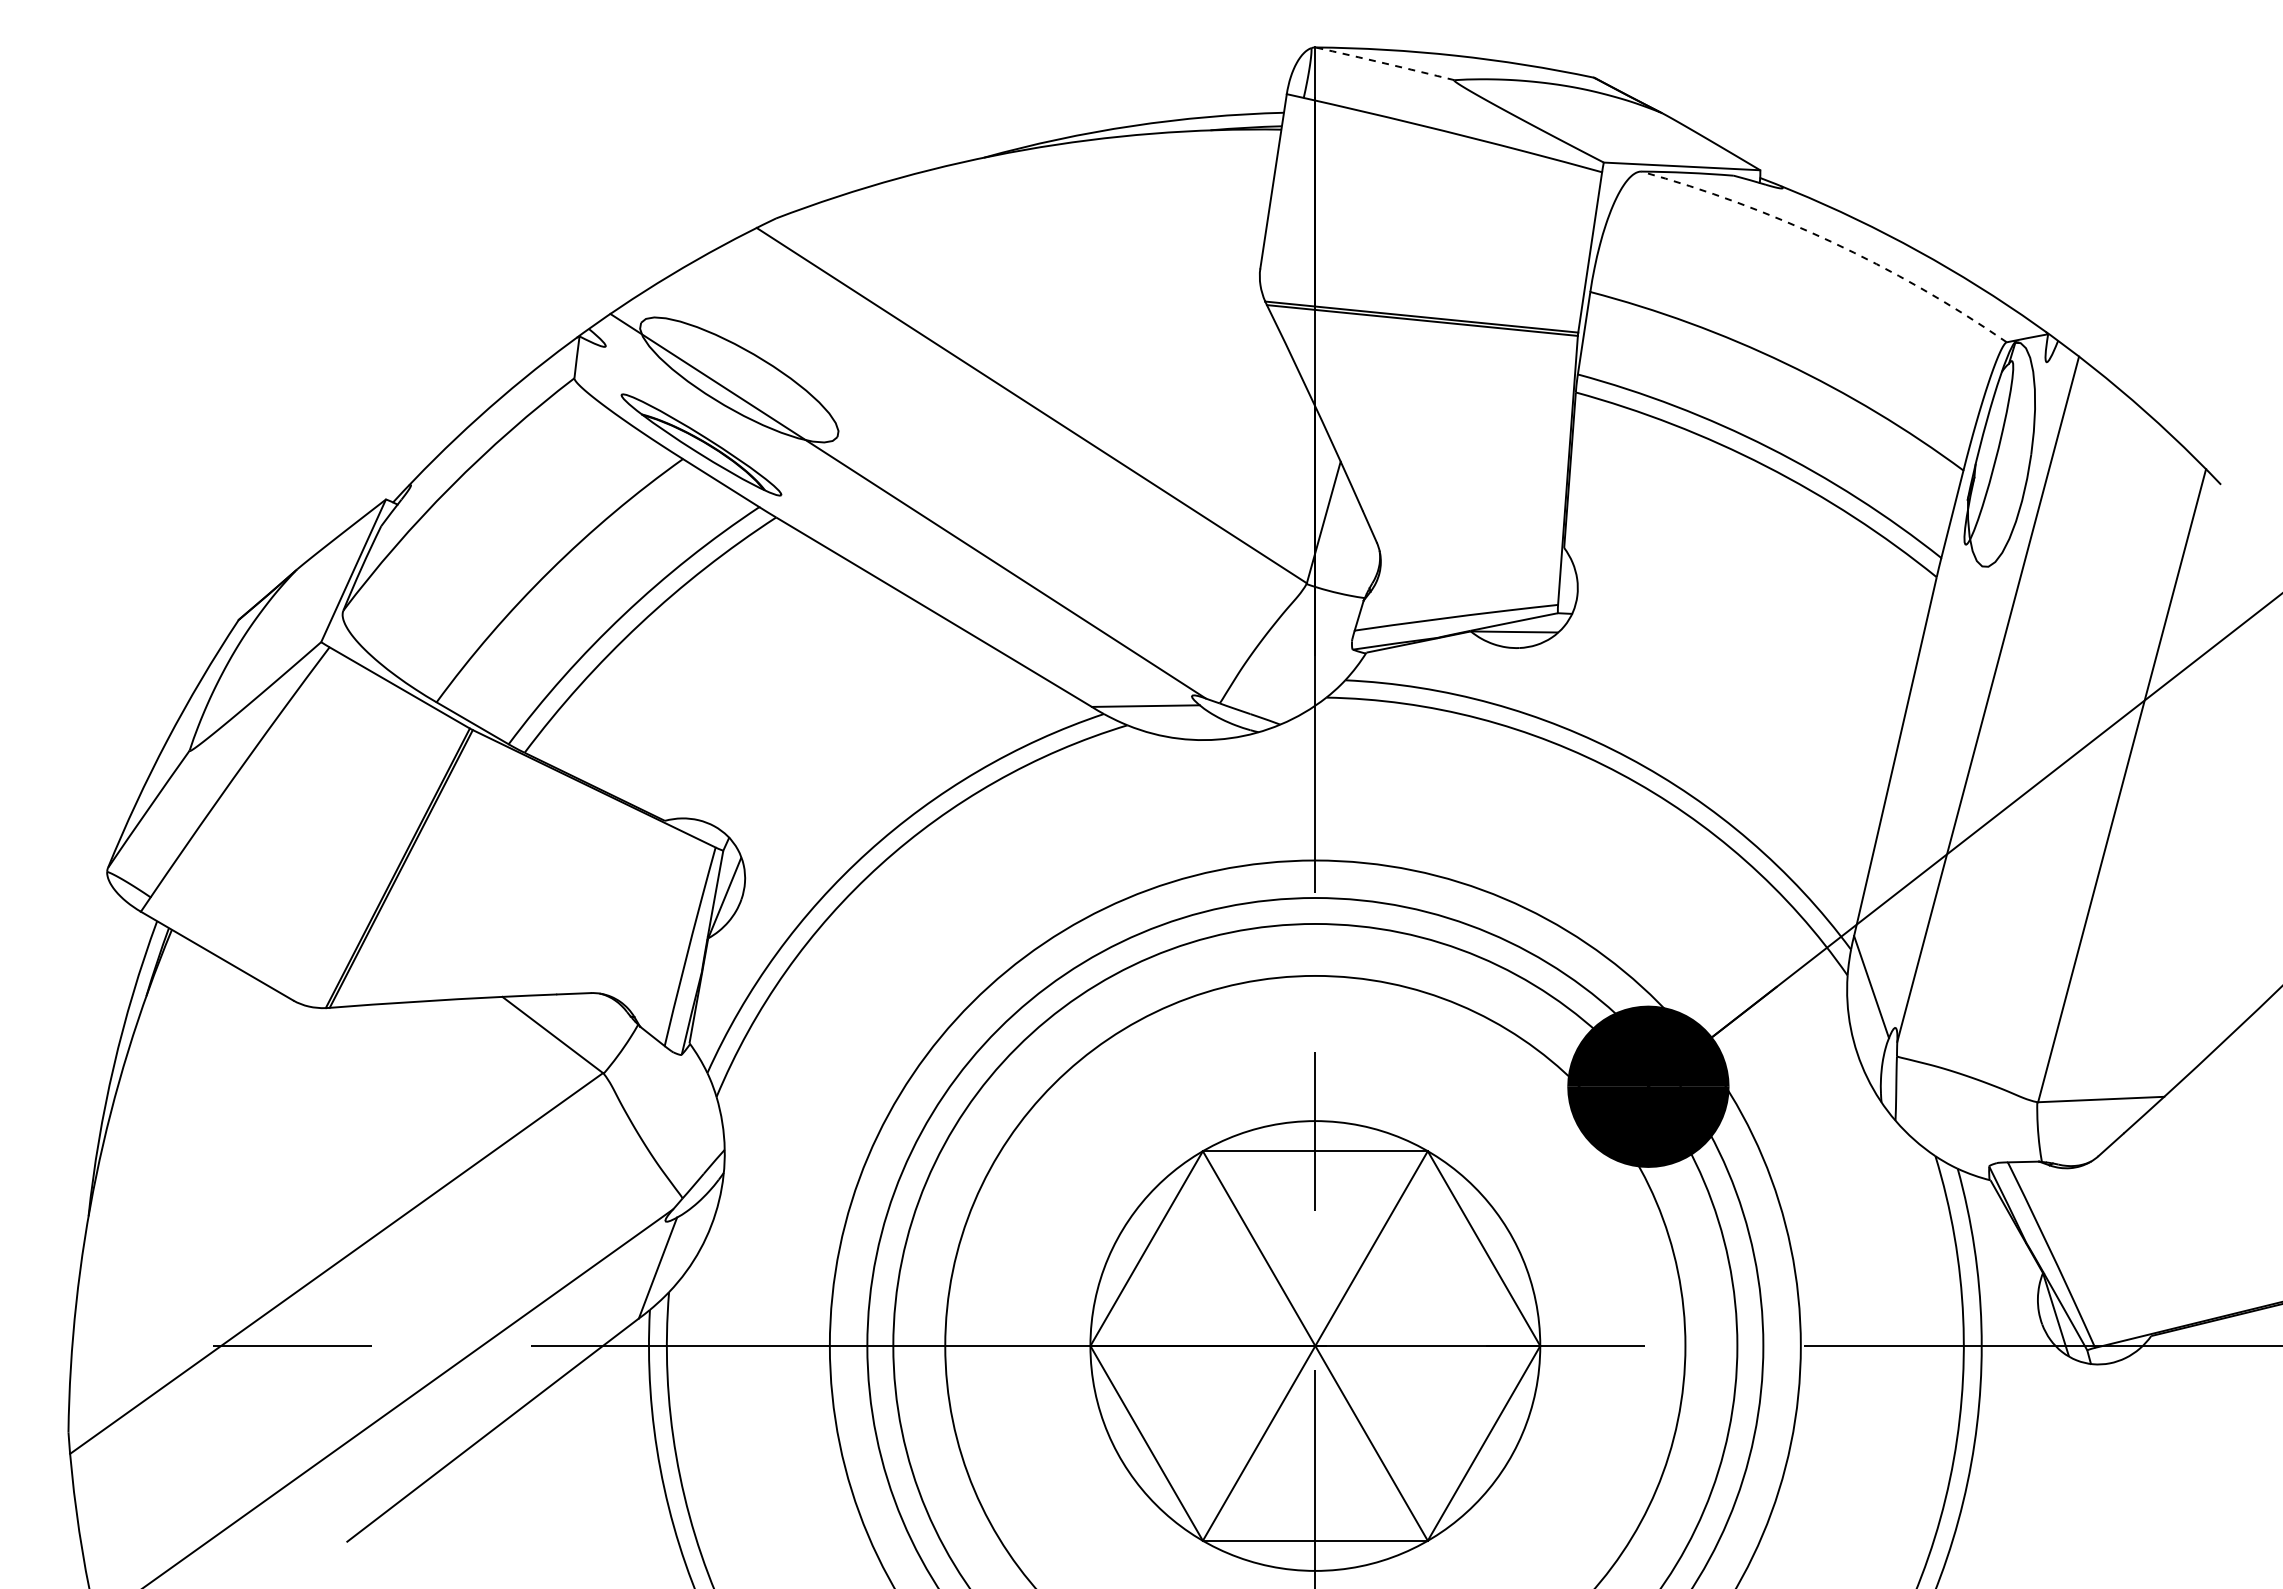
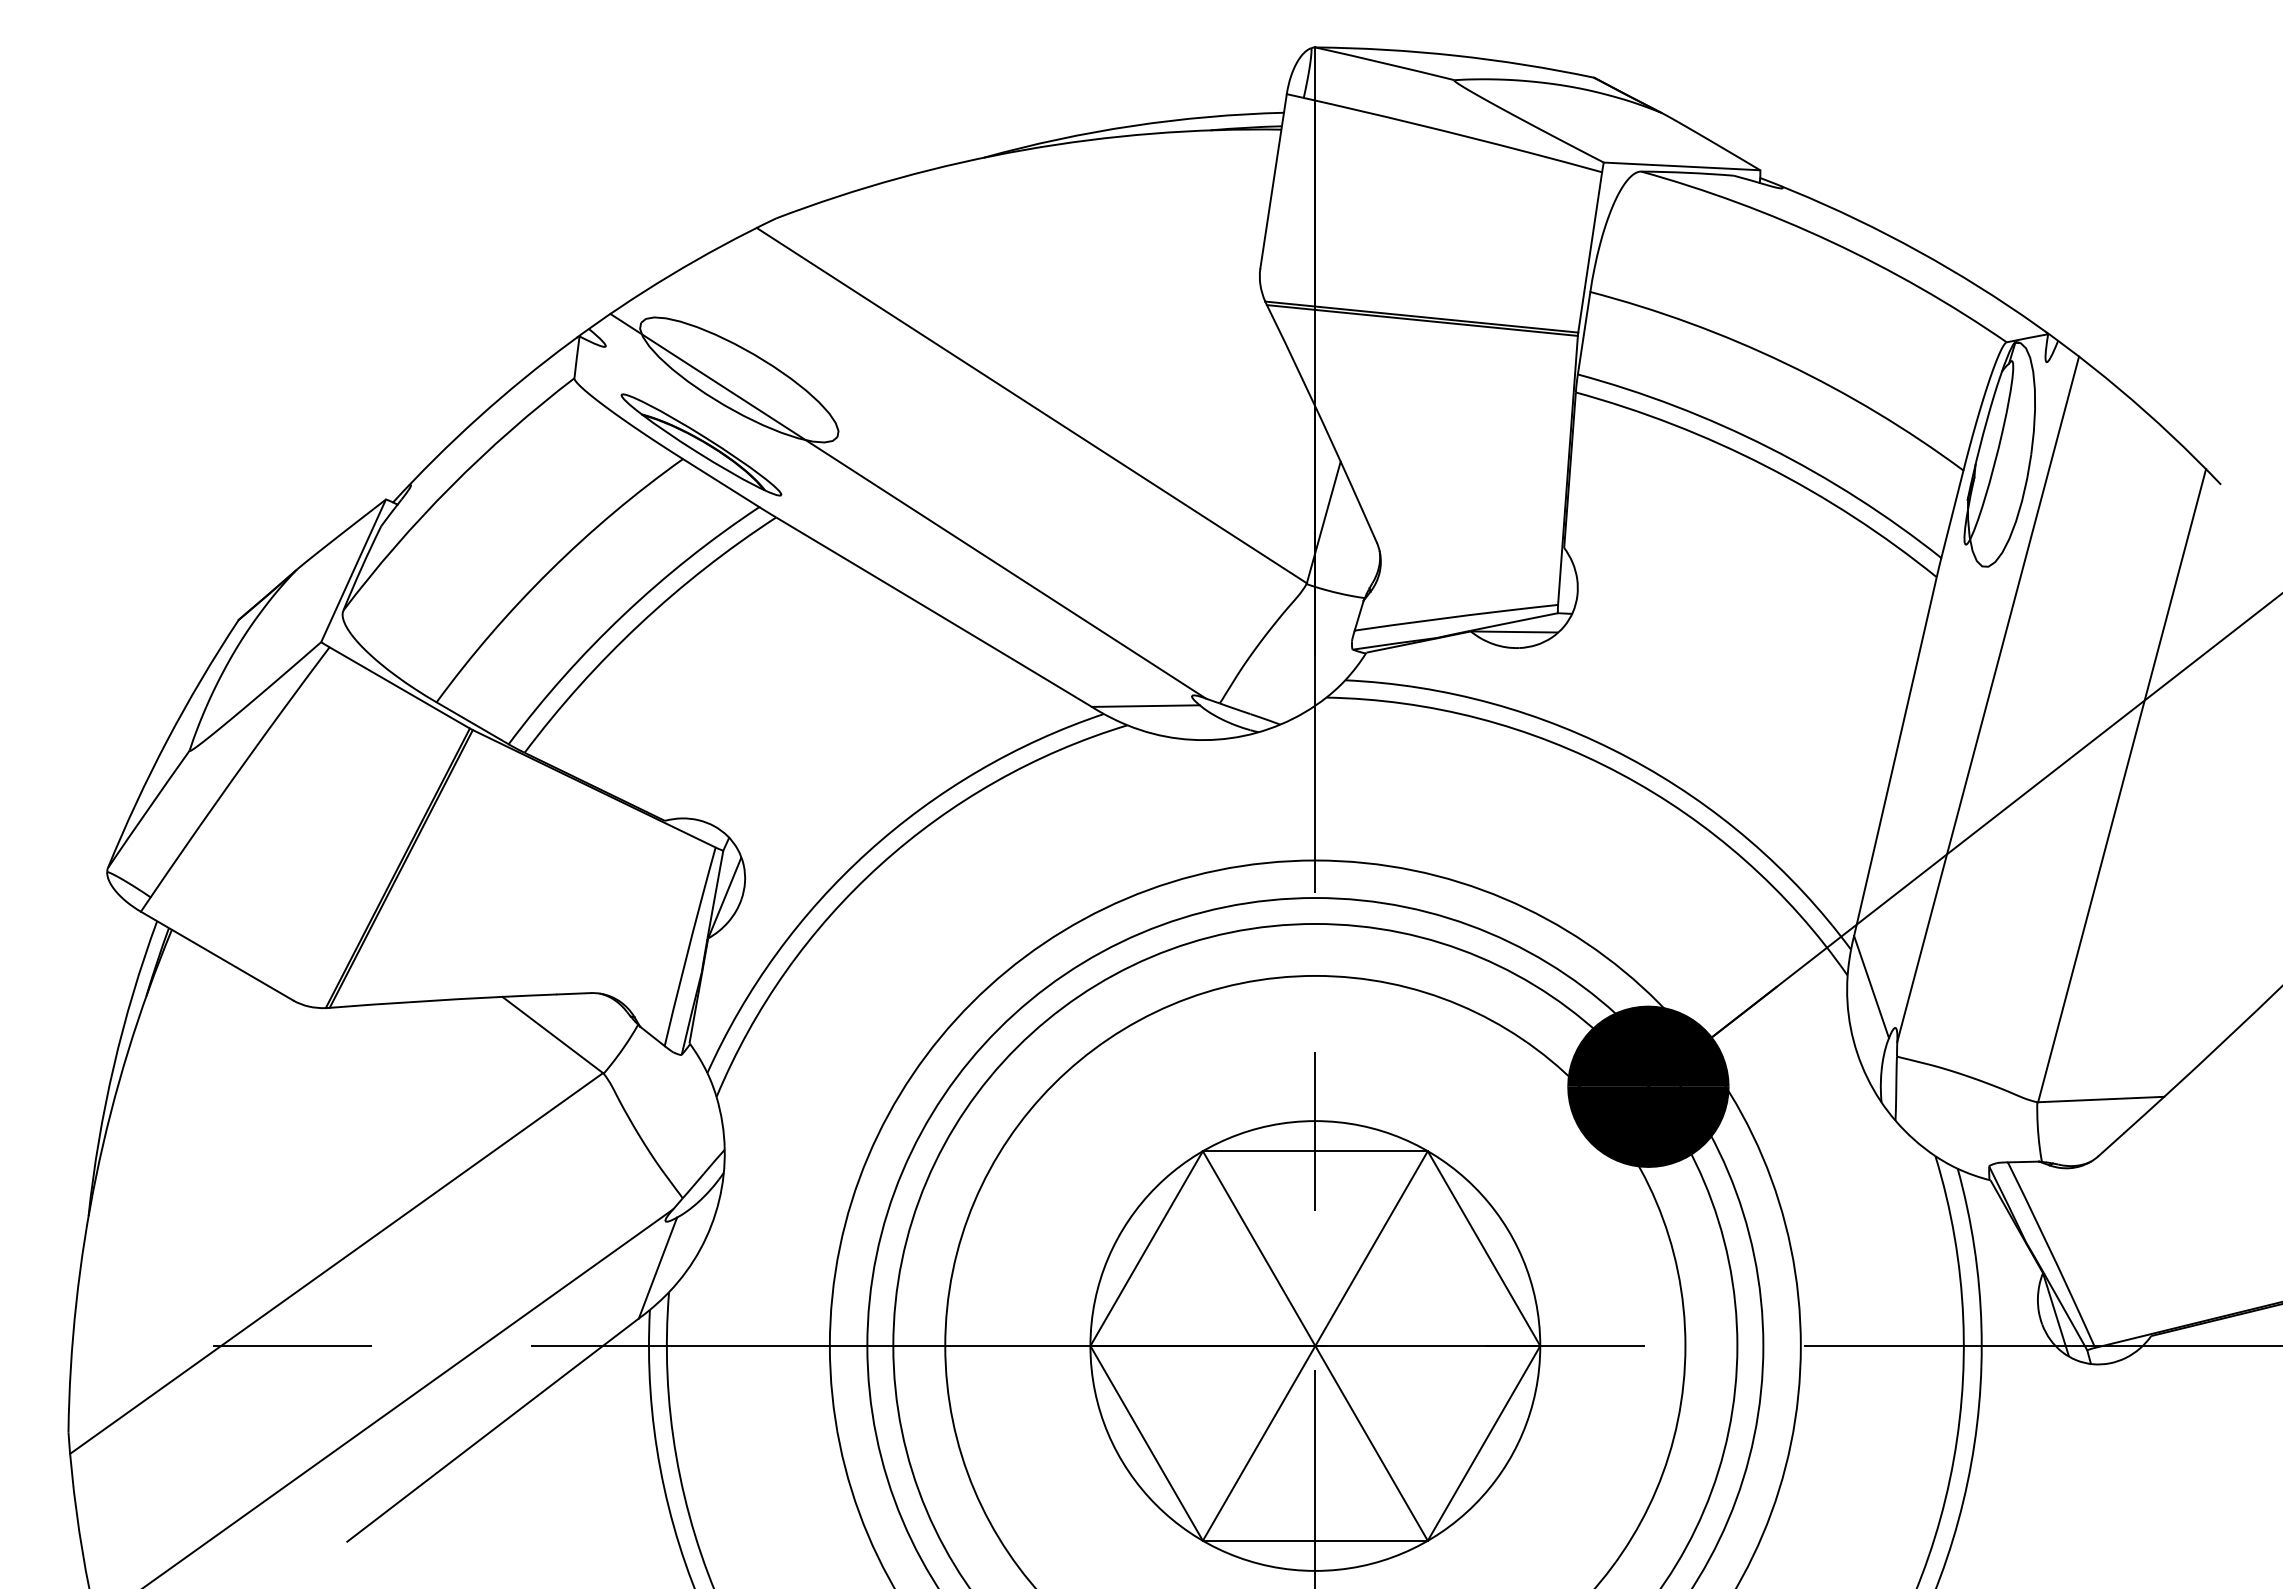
arc: dashed -> solid (1385, 63)
arc: dashed -> solid (1831, 241)
